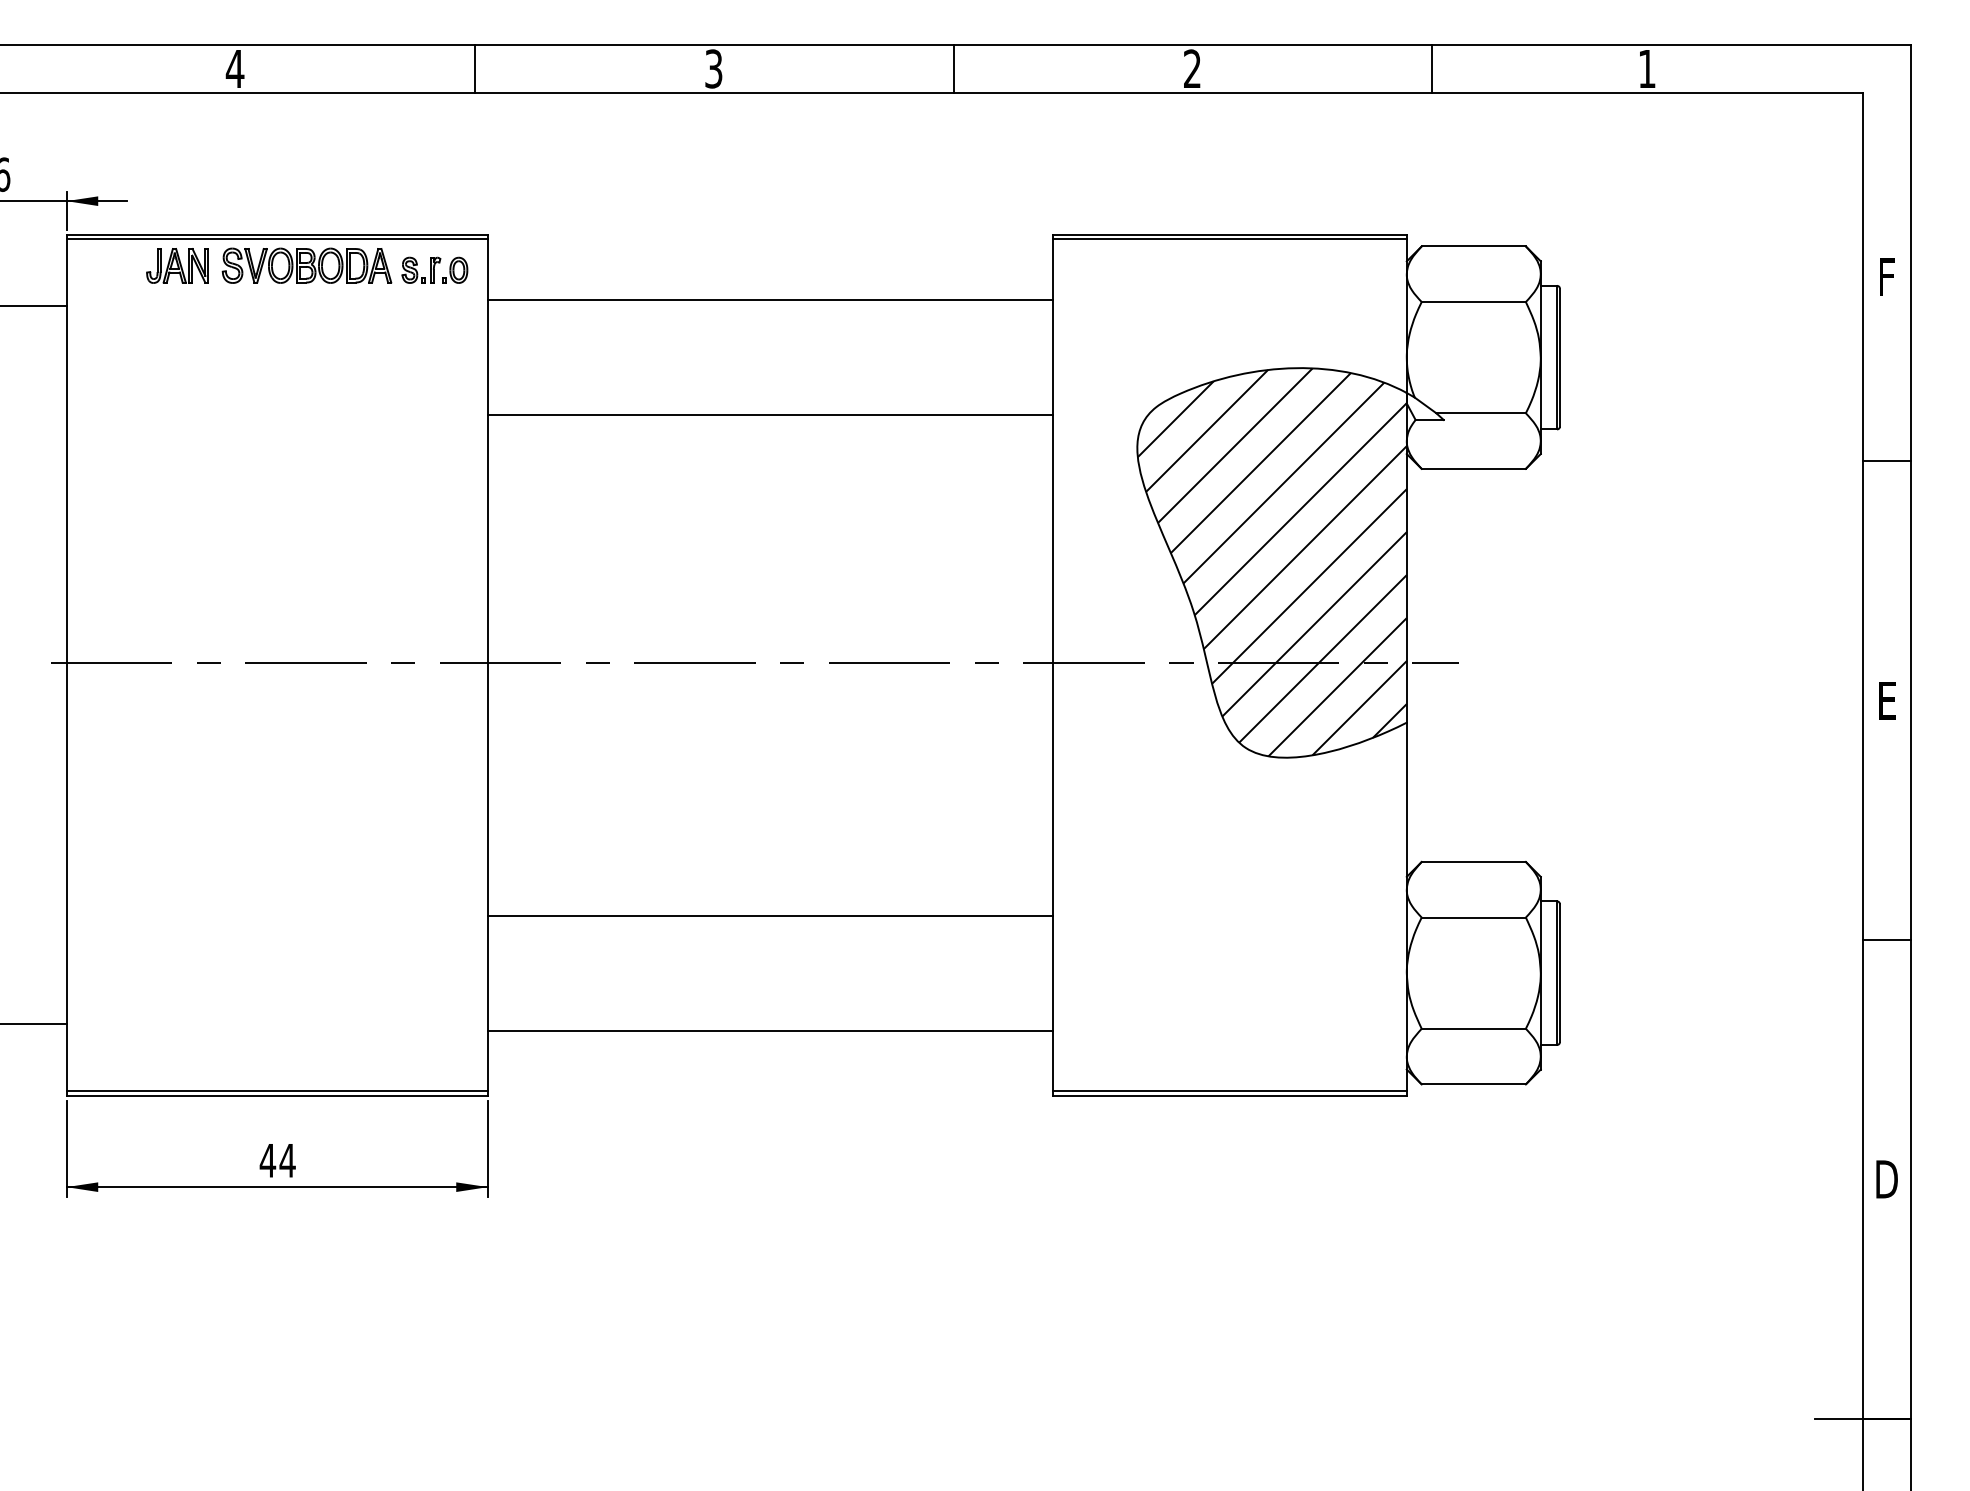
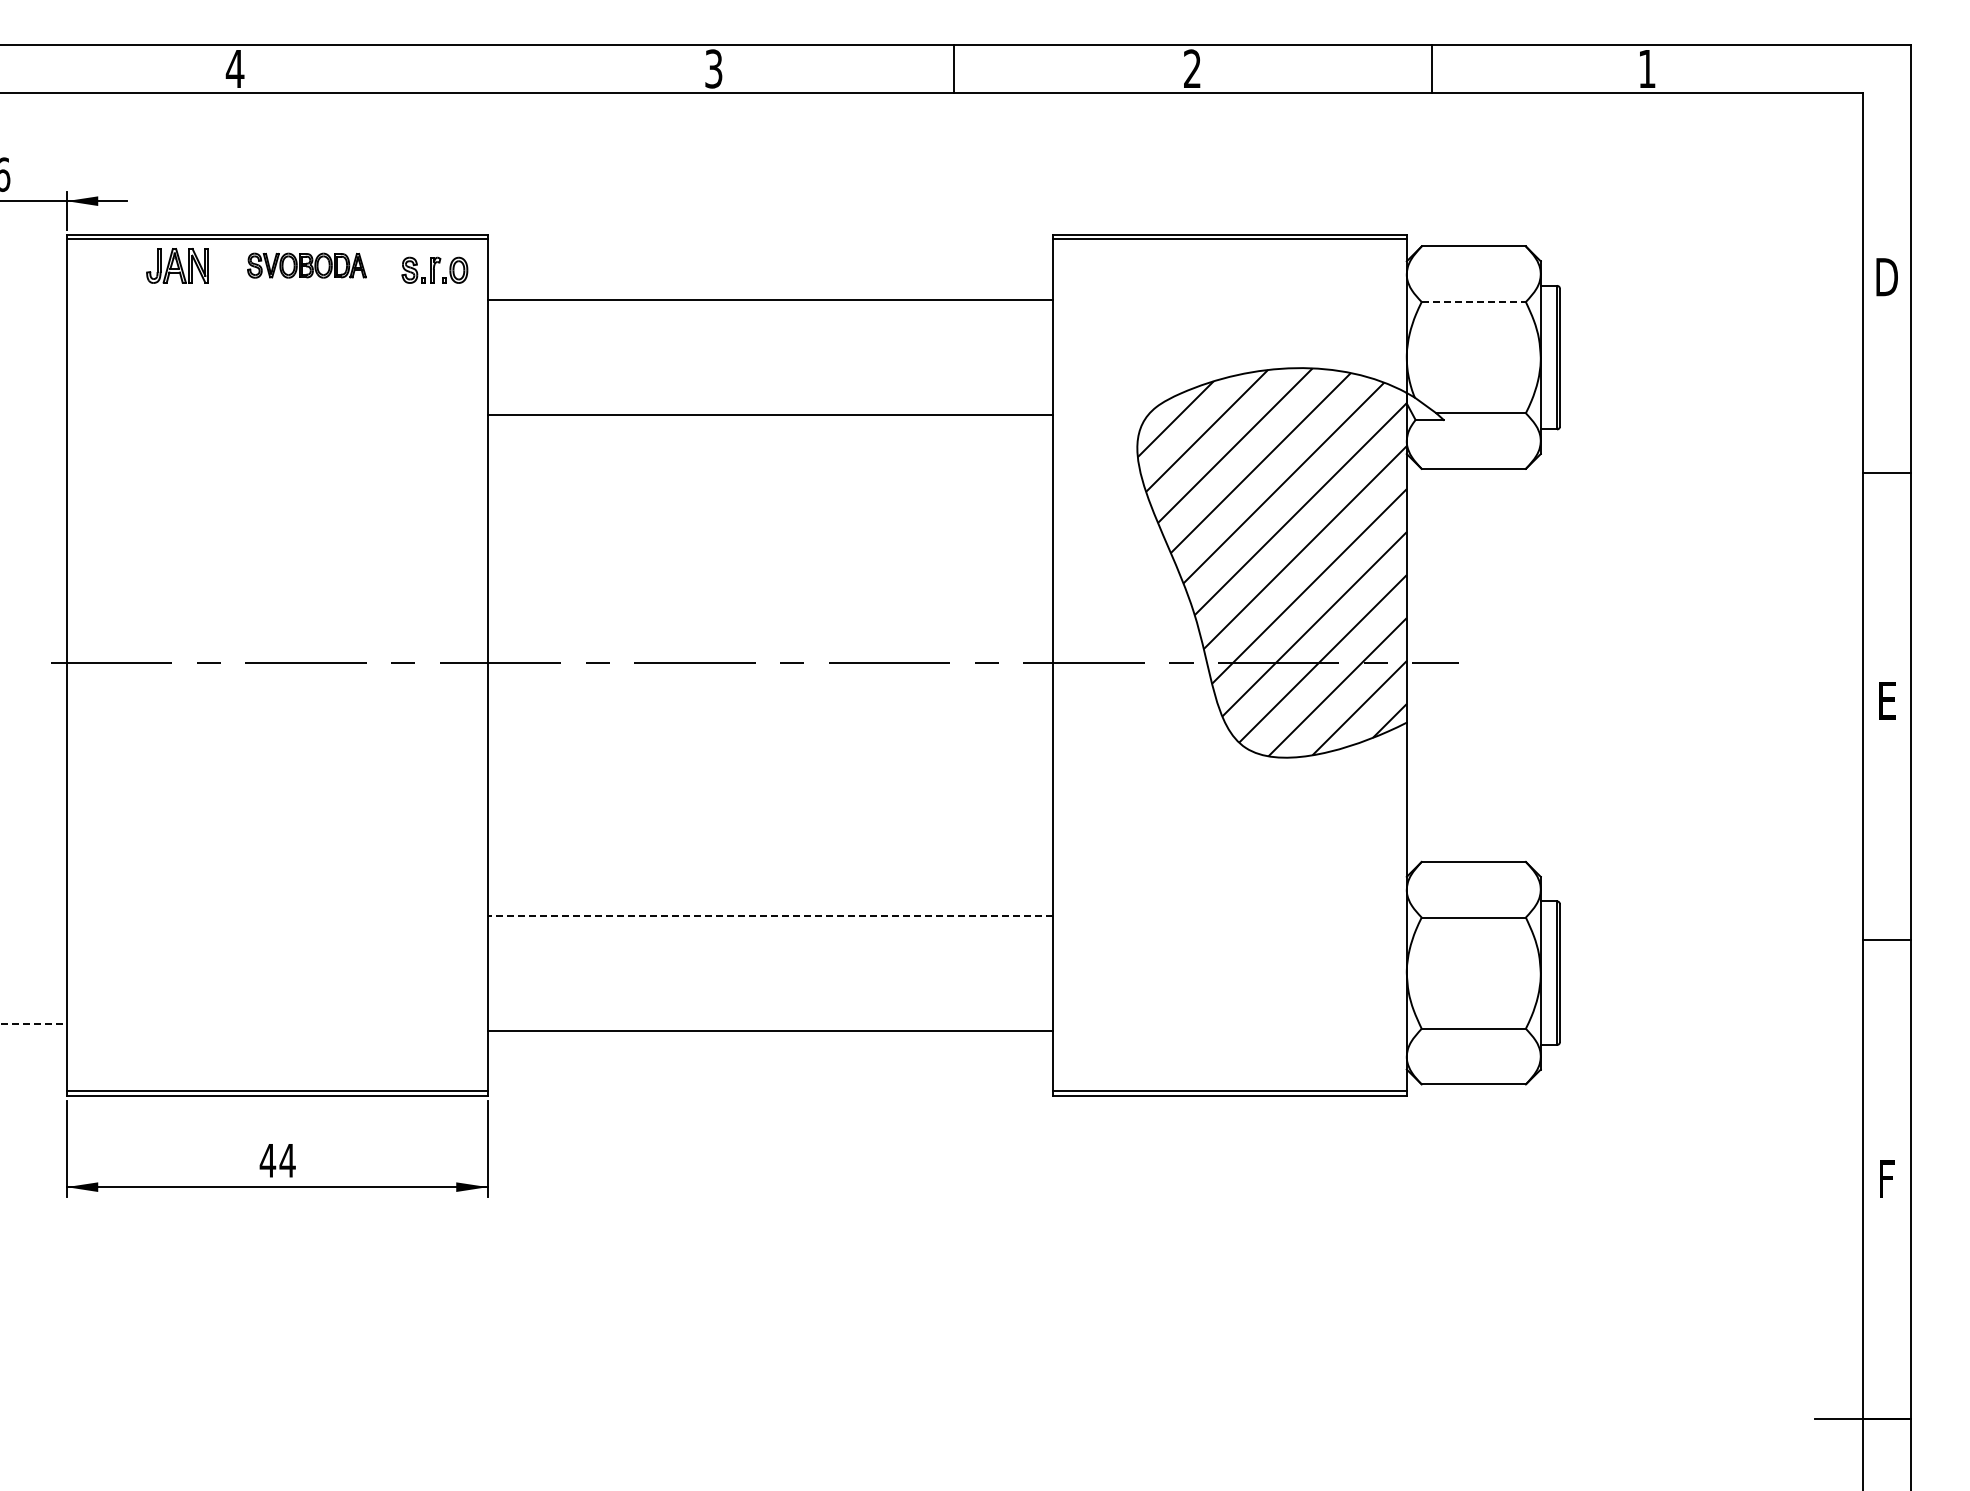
line: present -> none (474, 68)
part size: 172x37 px -> 120x27 px (306, 265)
text: F -> D (1886, 277)
line: solid -> dashed (1474, 302)
line: present -> none (34, 306)
line position: (1886, 461) -> (1886, 473) (1886, 473)
line: solid -> dashed (769, 915)
line: solid -> dashed (33, 1024)
text: D -> F (1886, 1179)
